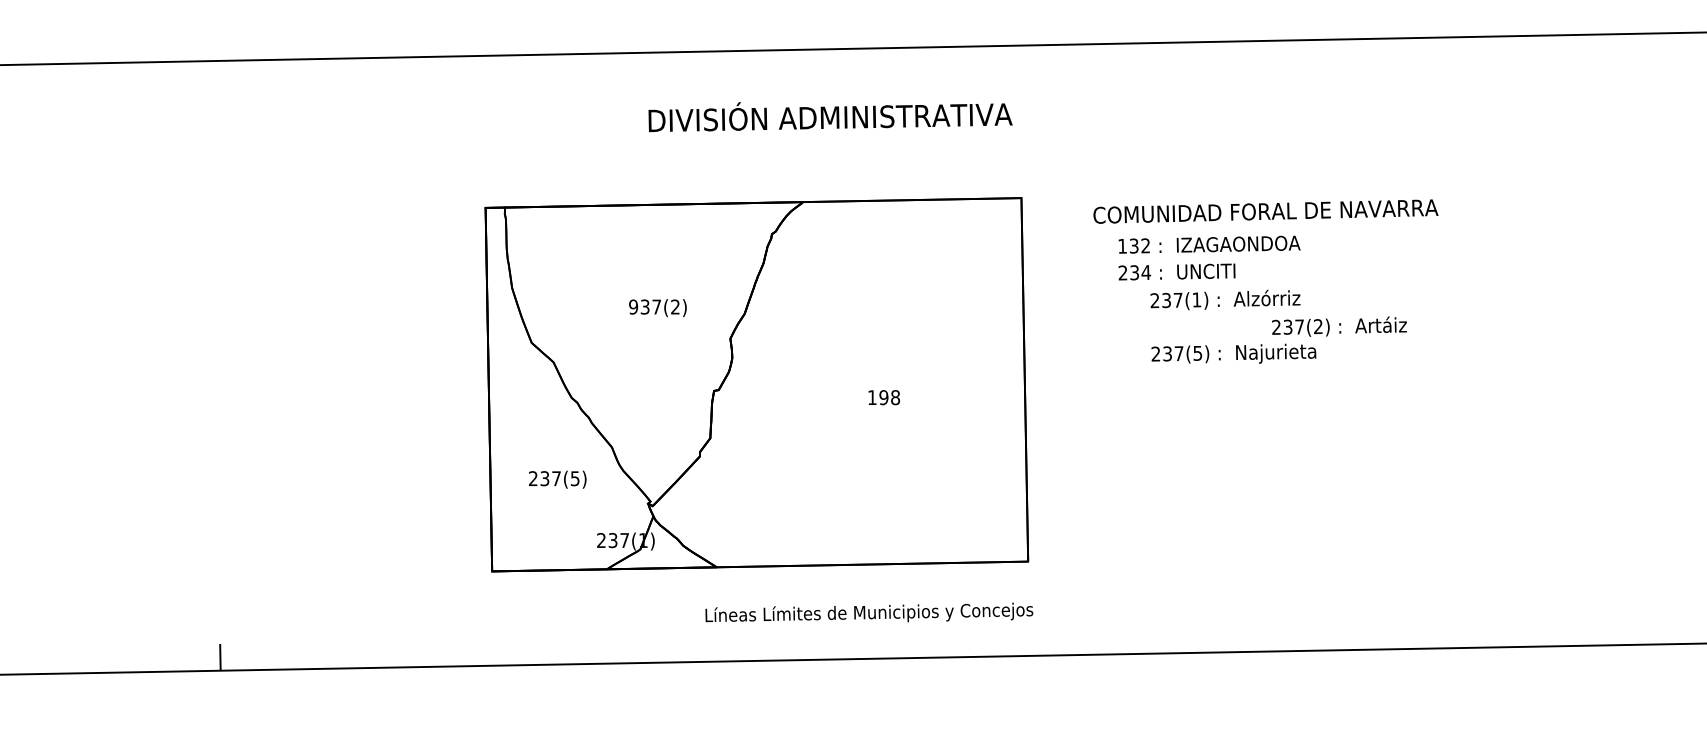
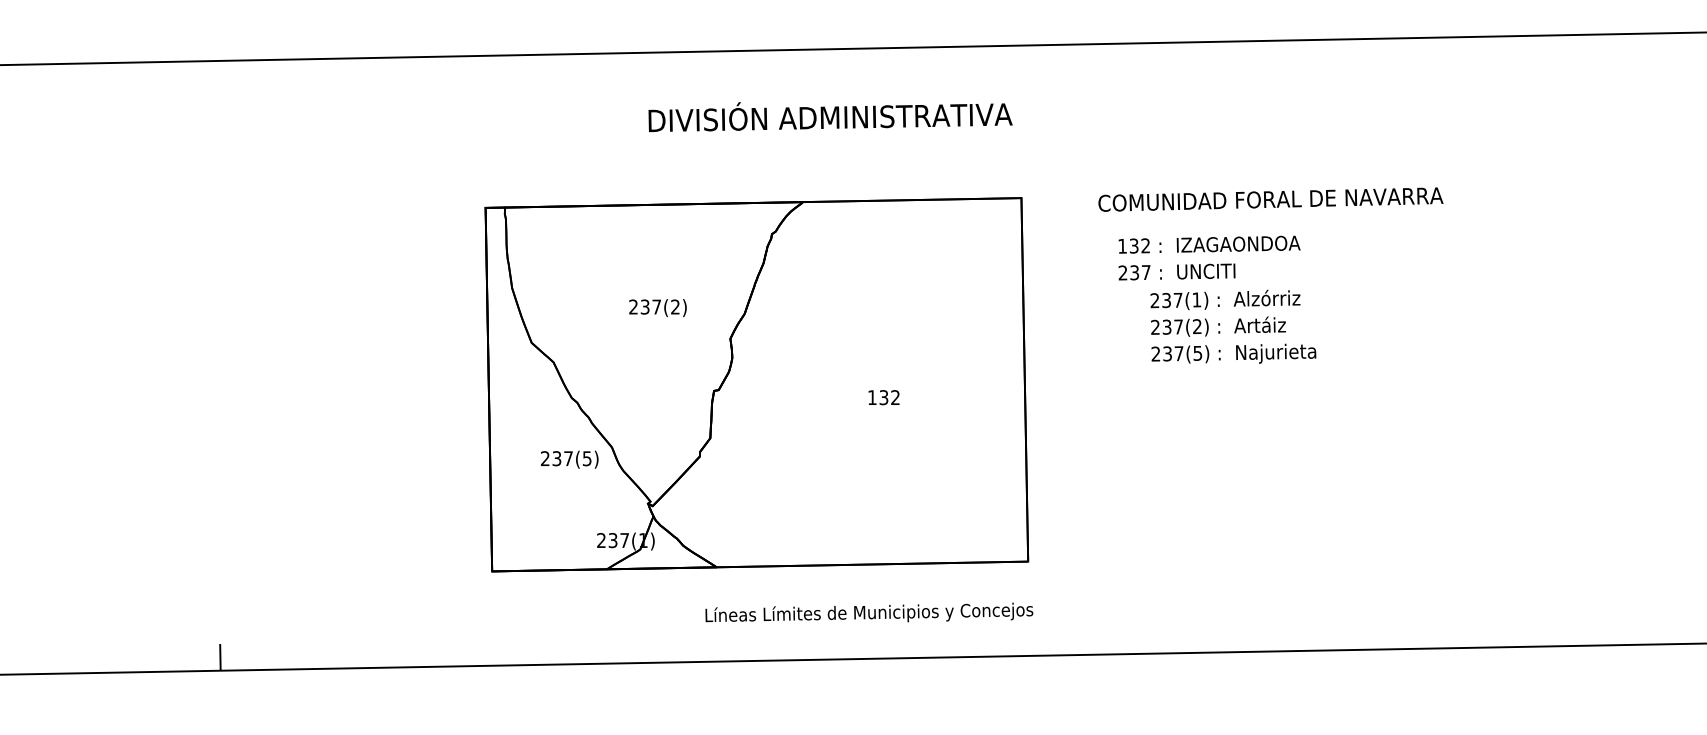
text position: (1265, 211) -> (1270, 199) (1270, 199)
text: 234 -> 237 (1146, 272)
text: 937(2) -> 237(2) (633, 306)
text position: (1339, 326) -> (1218, 326) (1218, 326)
text: 198 -> 132 (889, 397)
text position: (557, 479) -> (569, 459) (569, 459)
